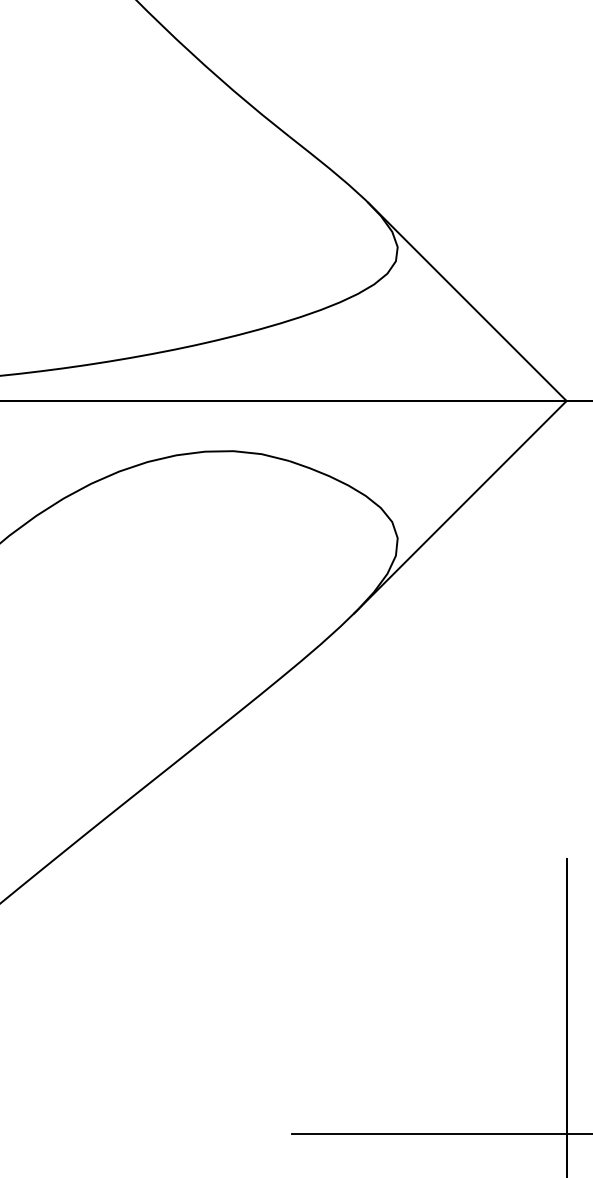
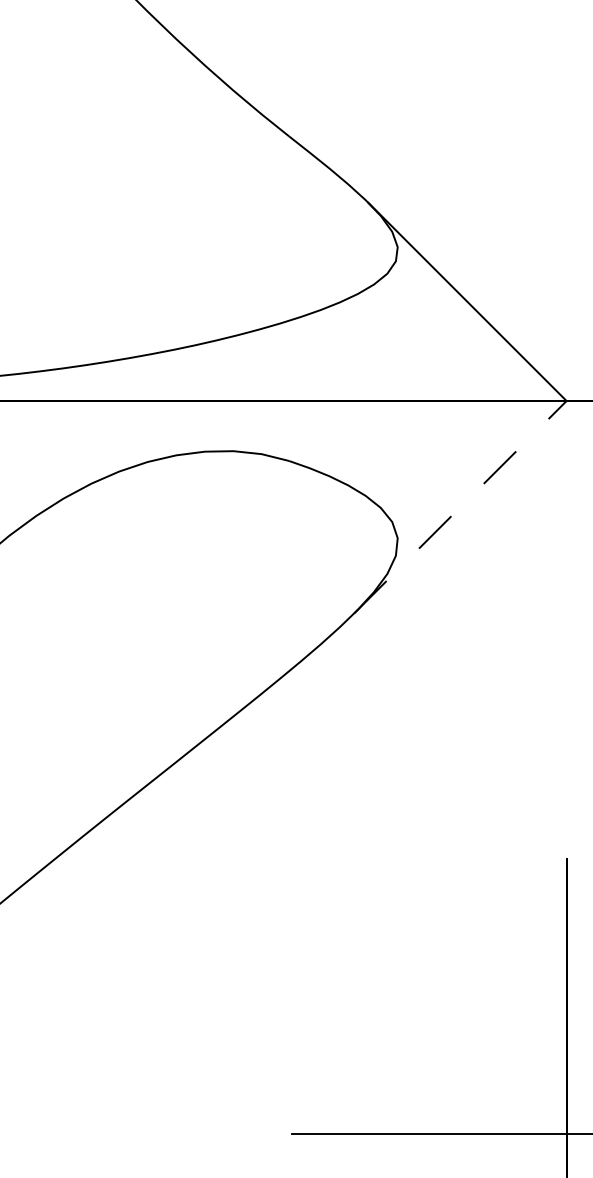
line: solid -> dashed (460, 506)
